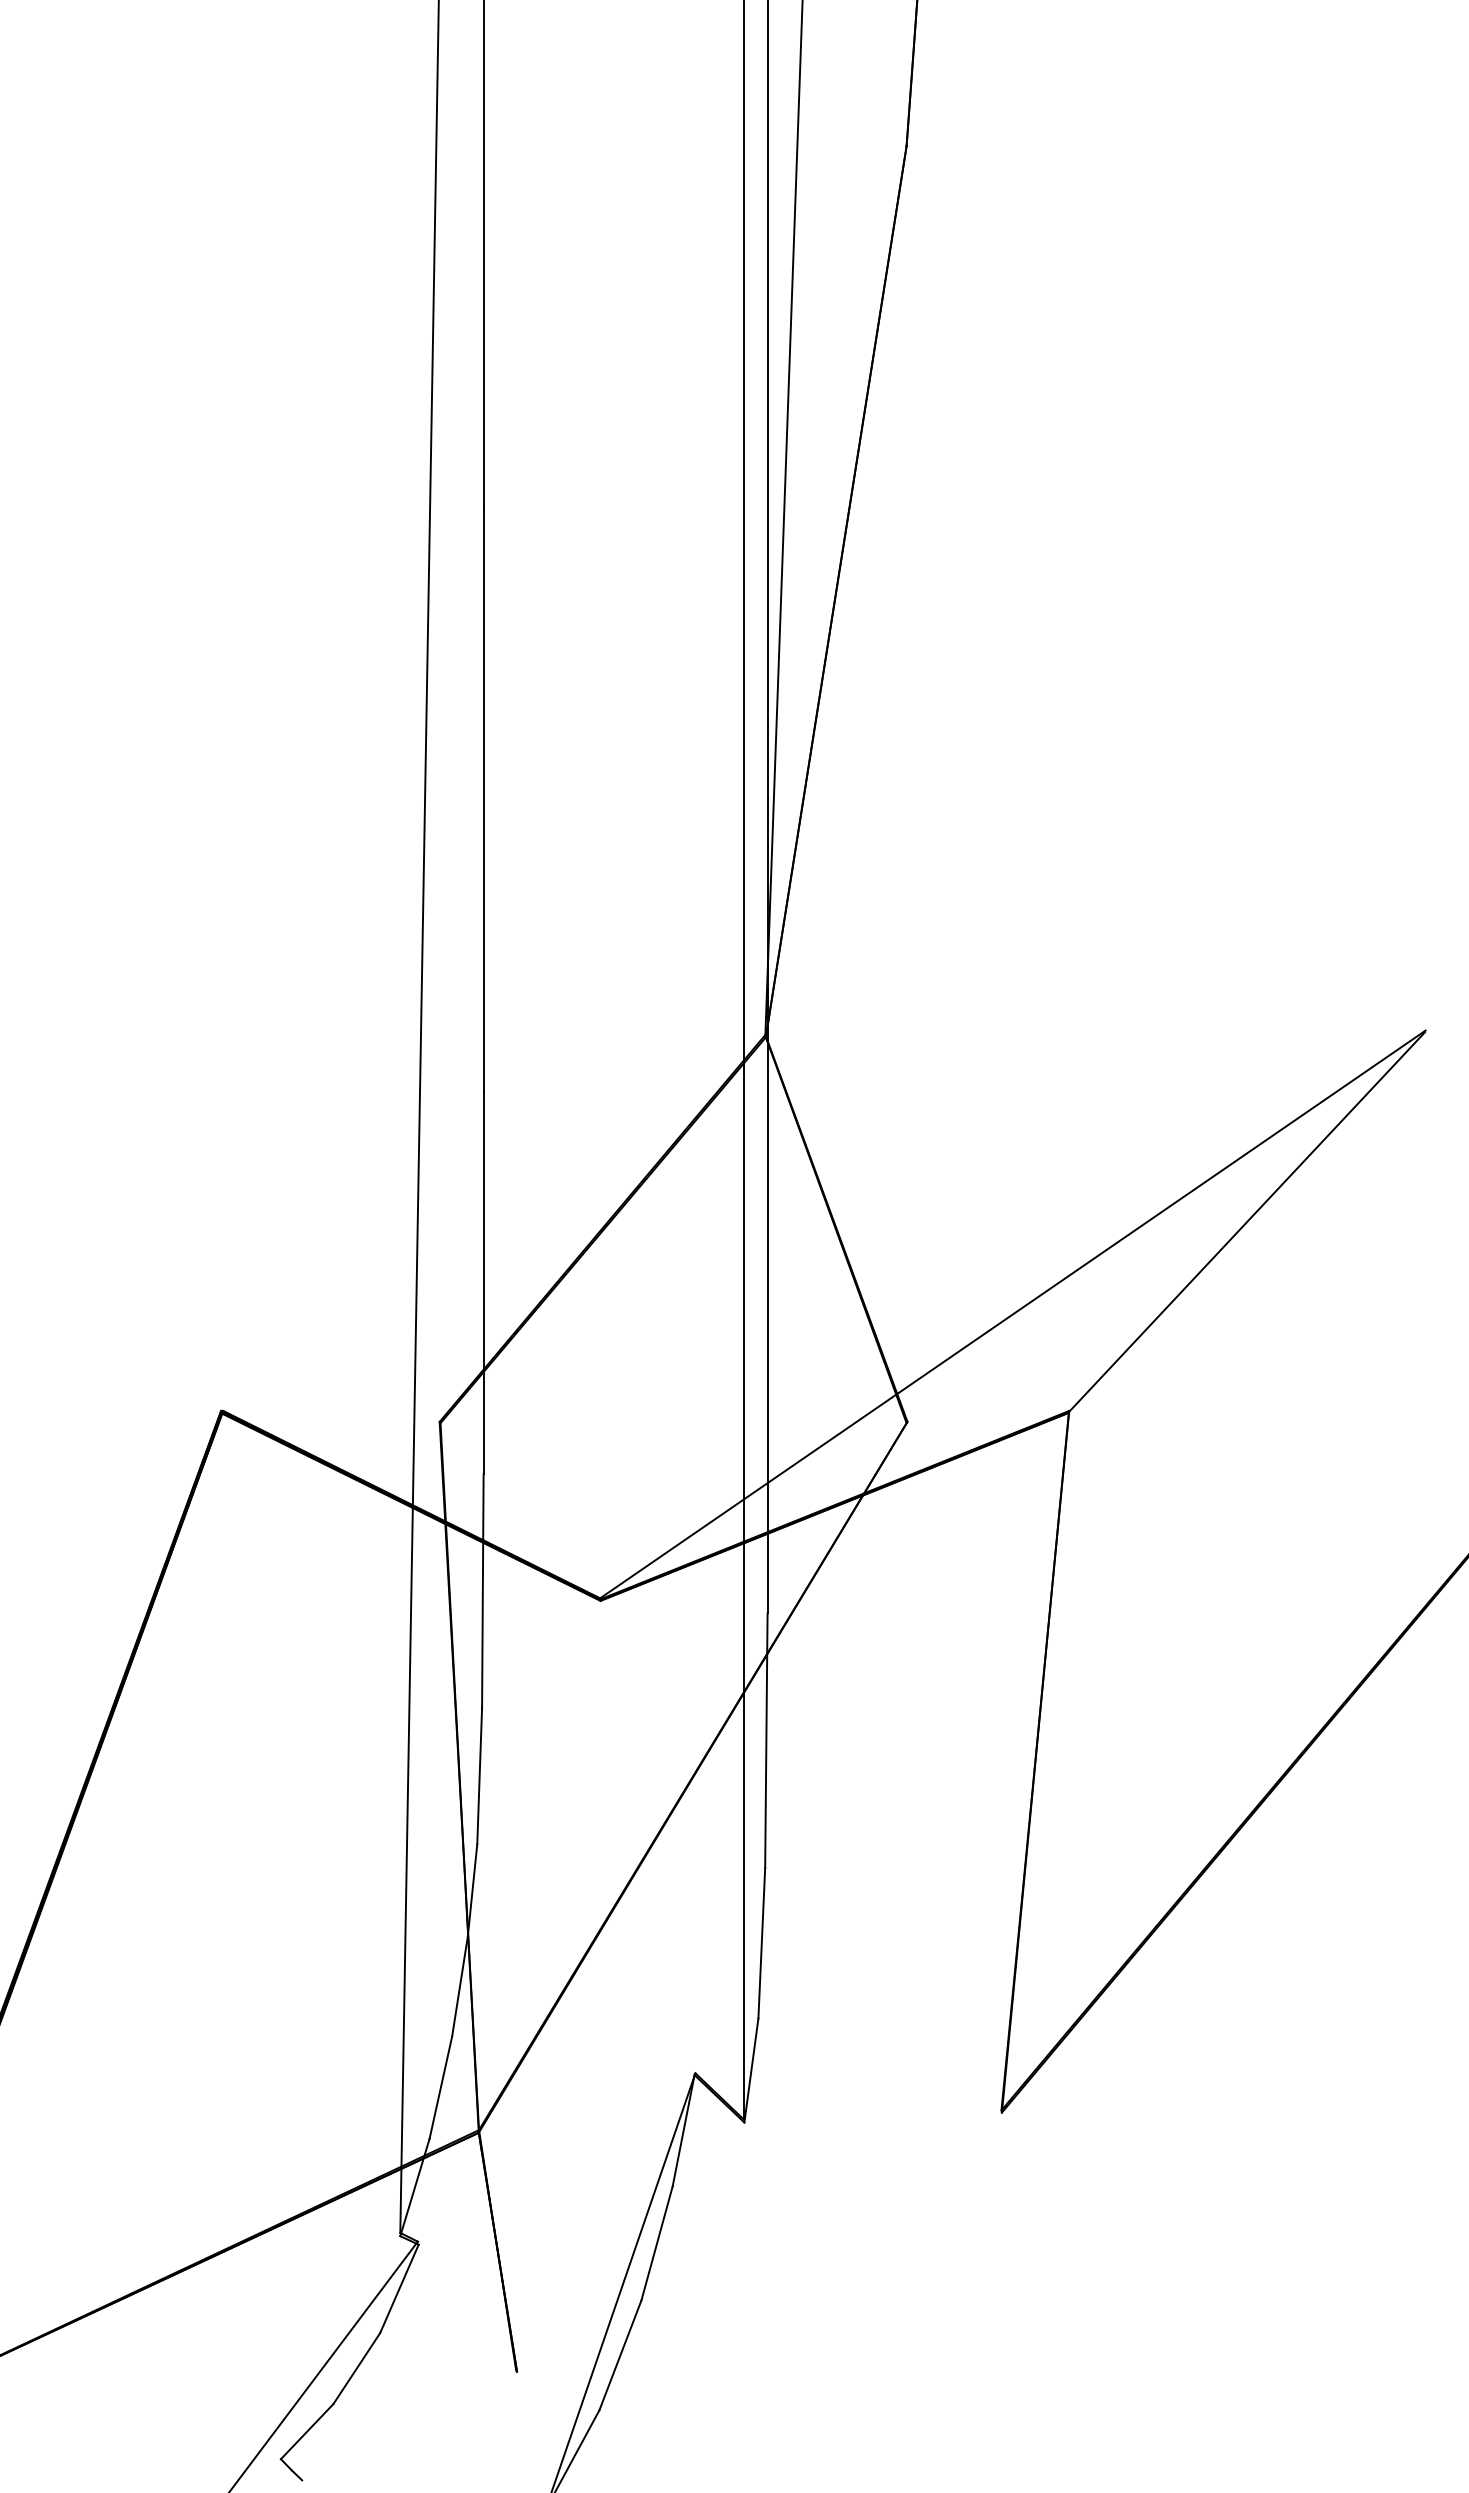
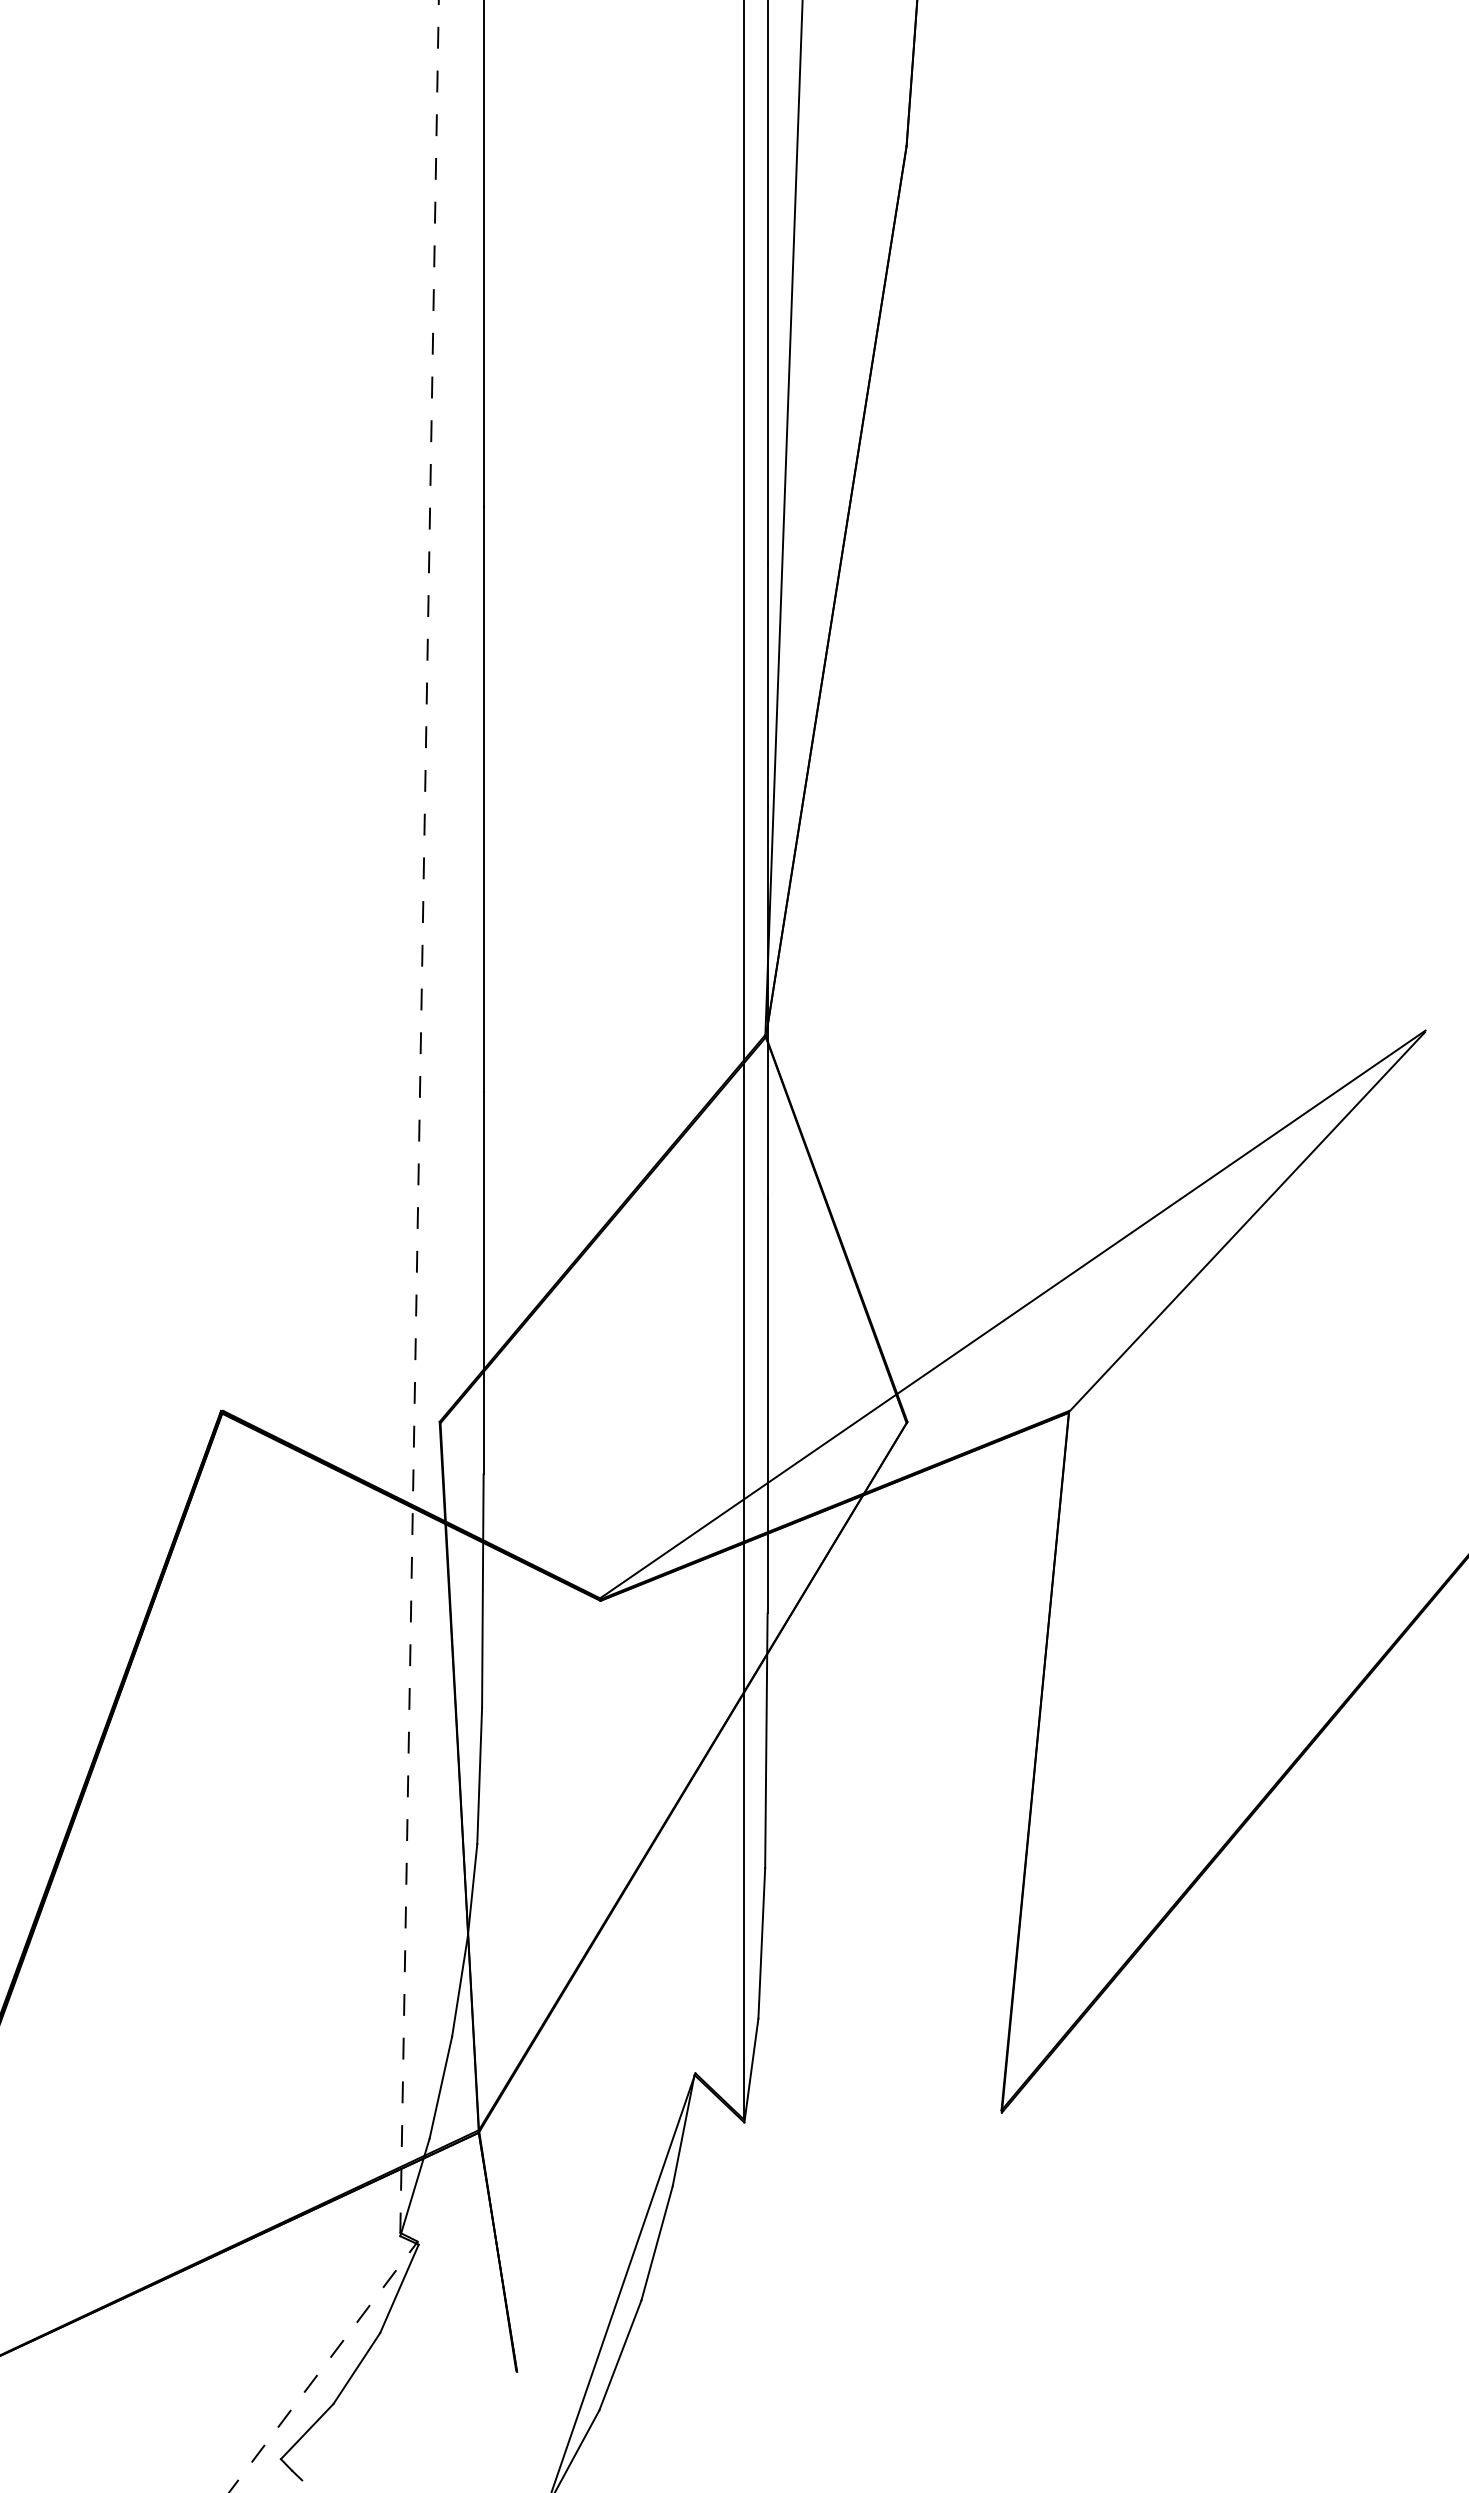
line: solid -> dashed (419, 1117)
line: solid -> dashed (323, 2366)
